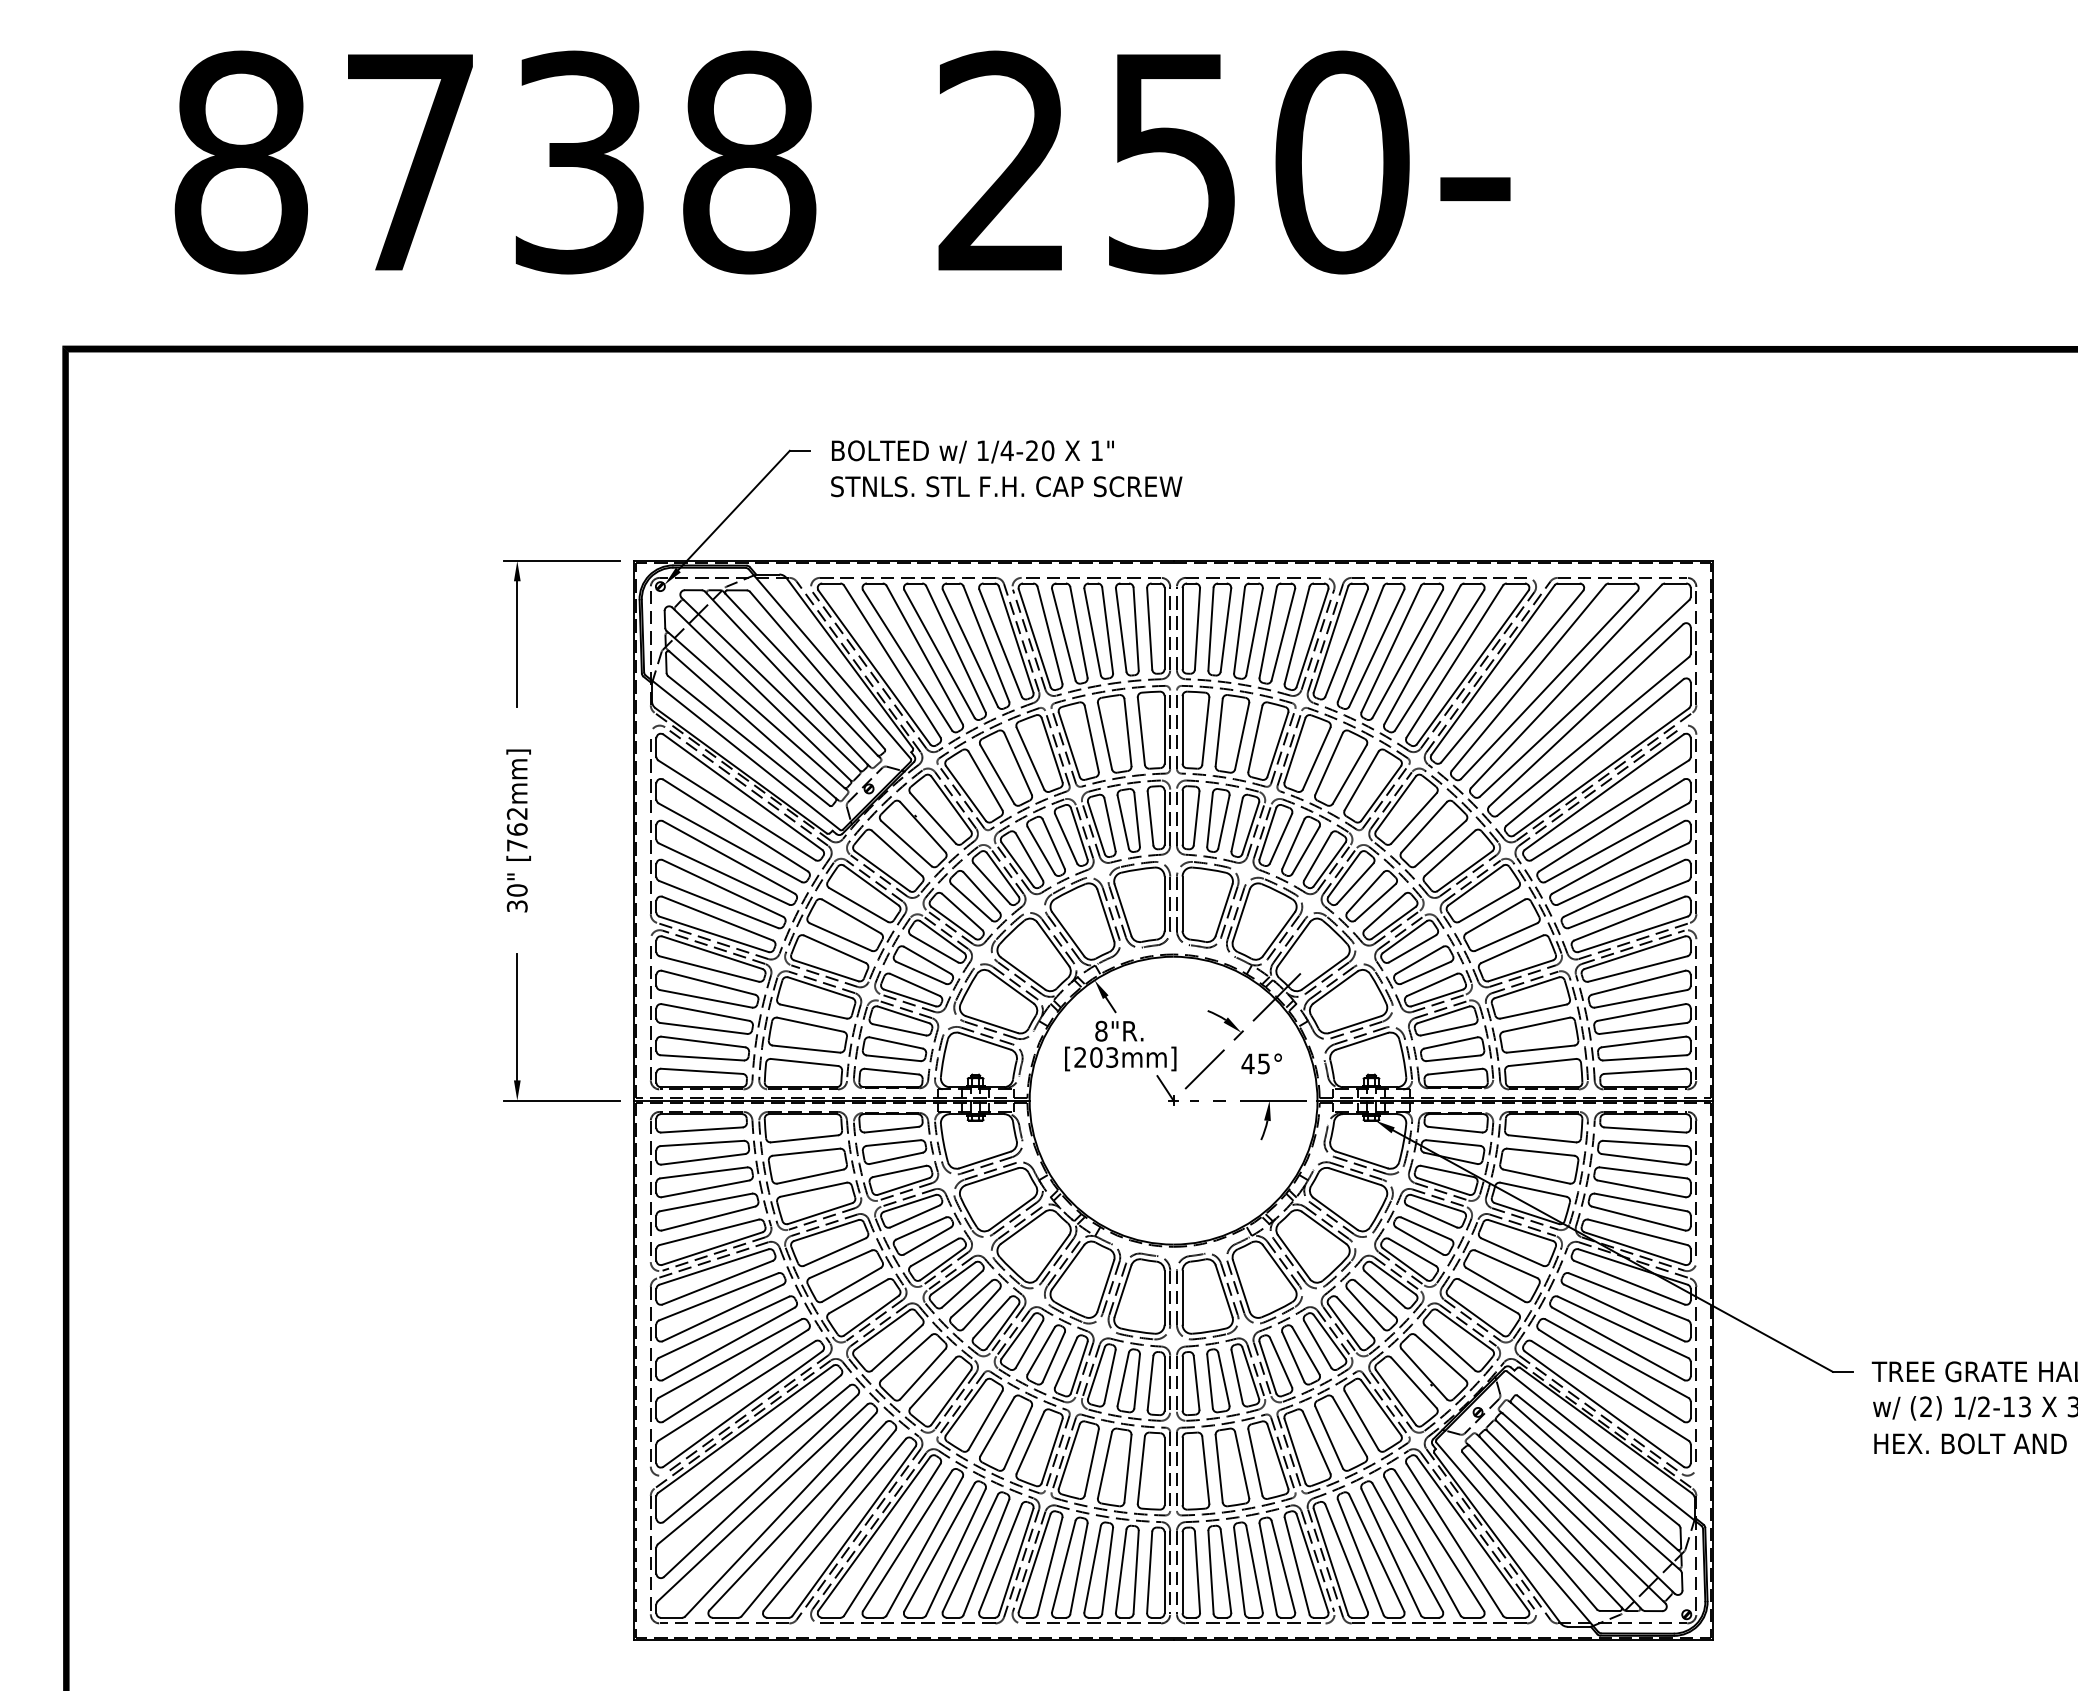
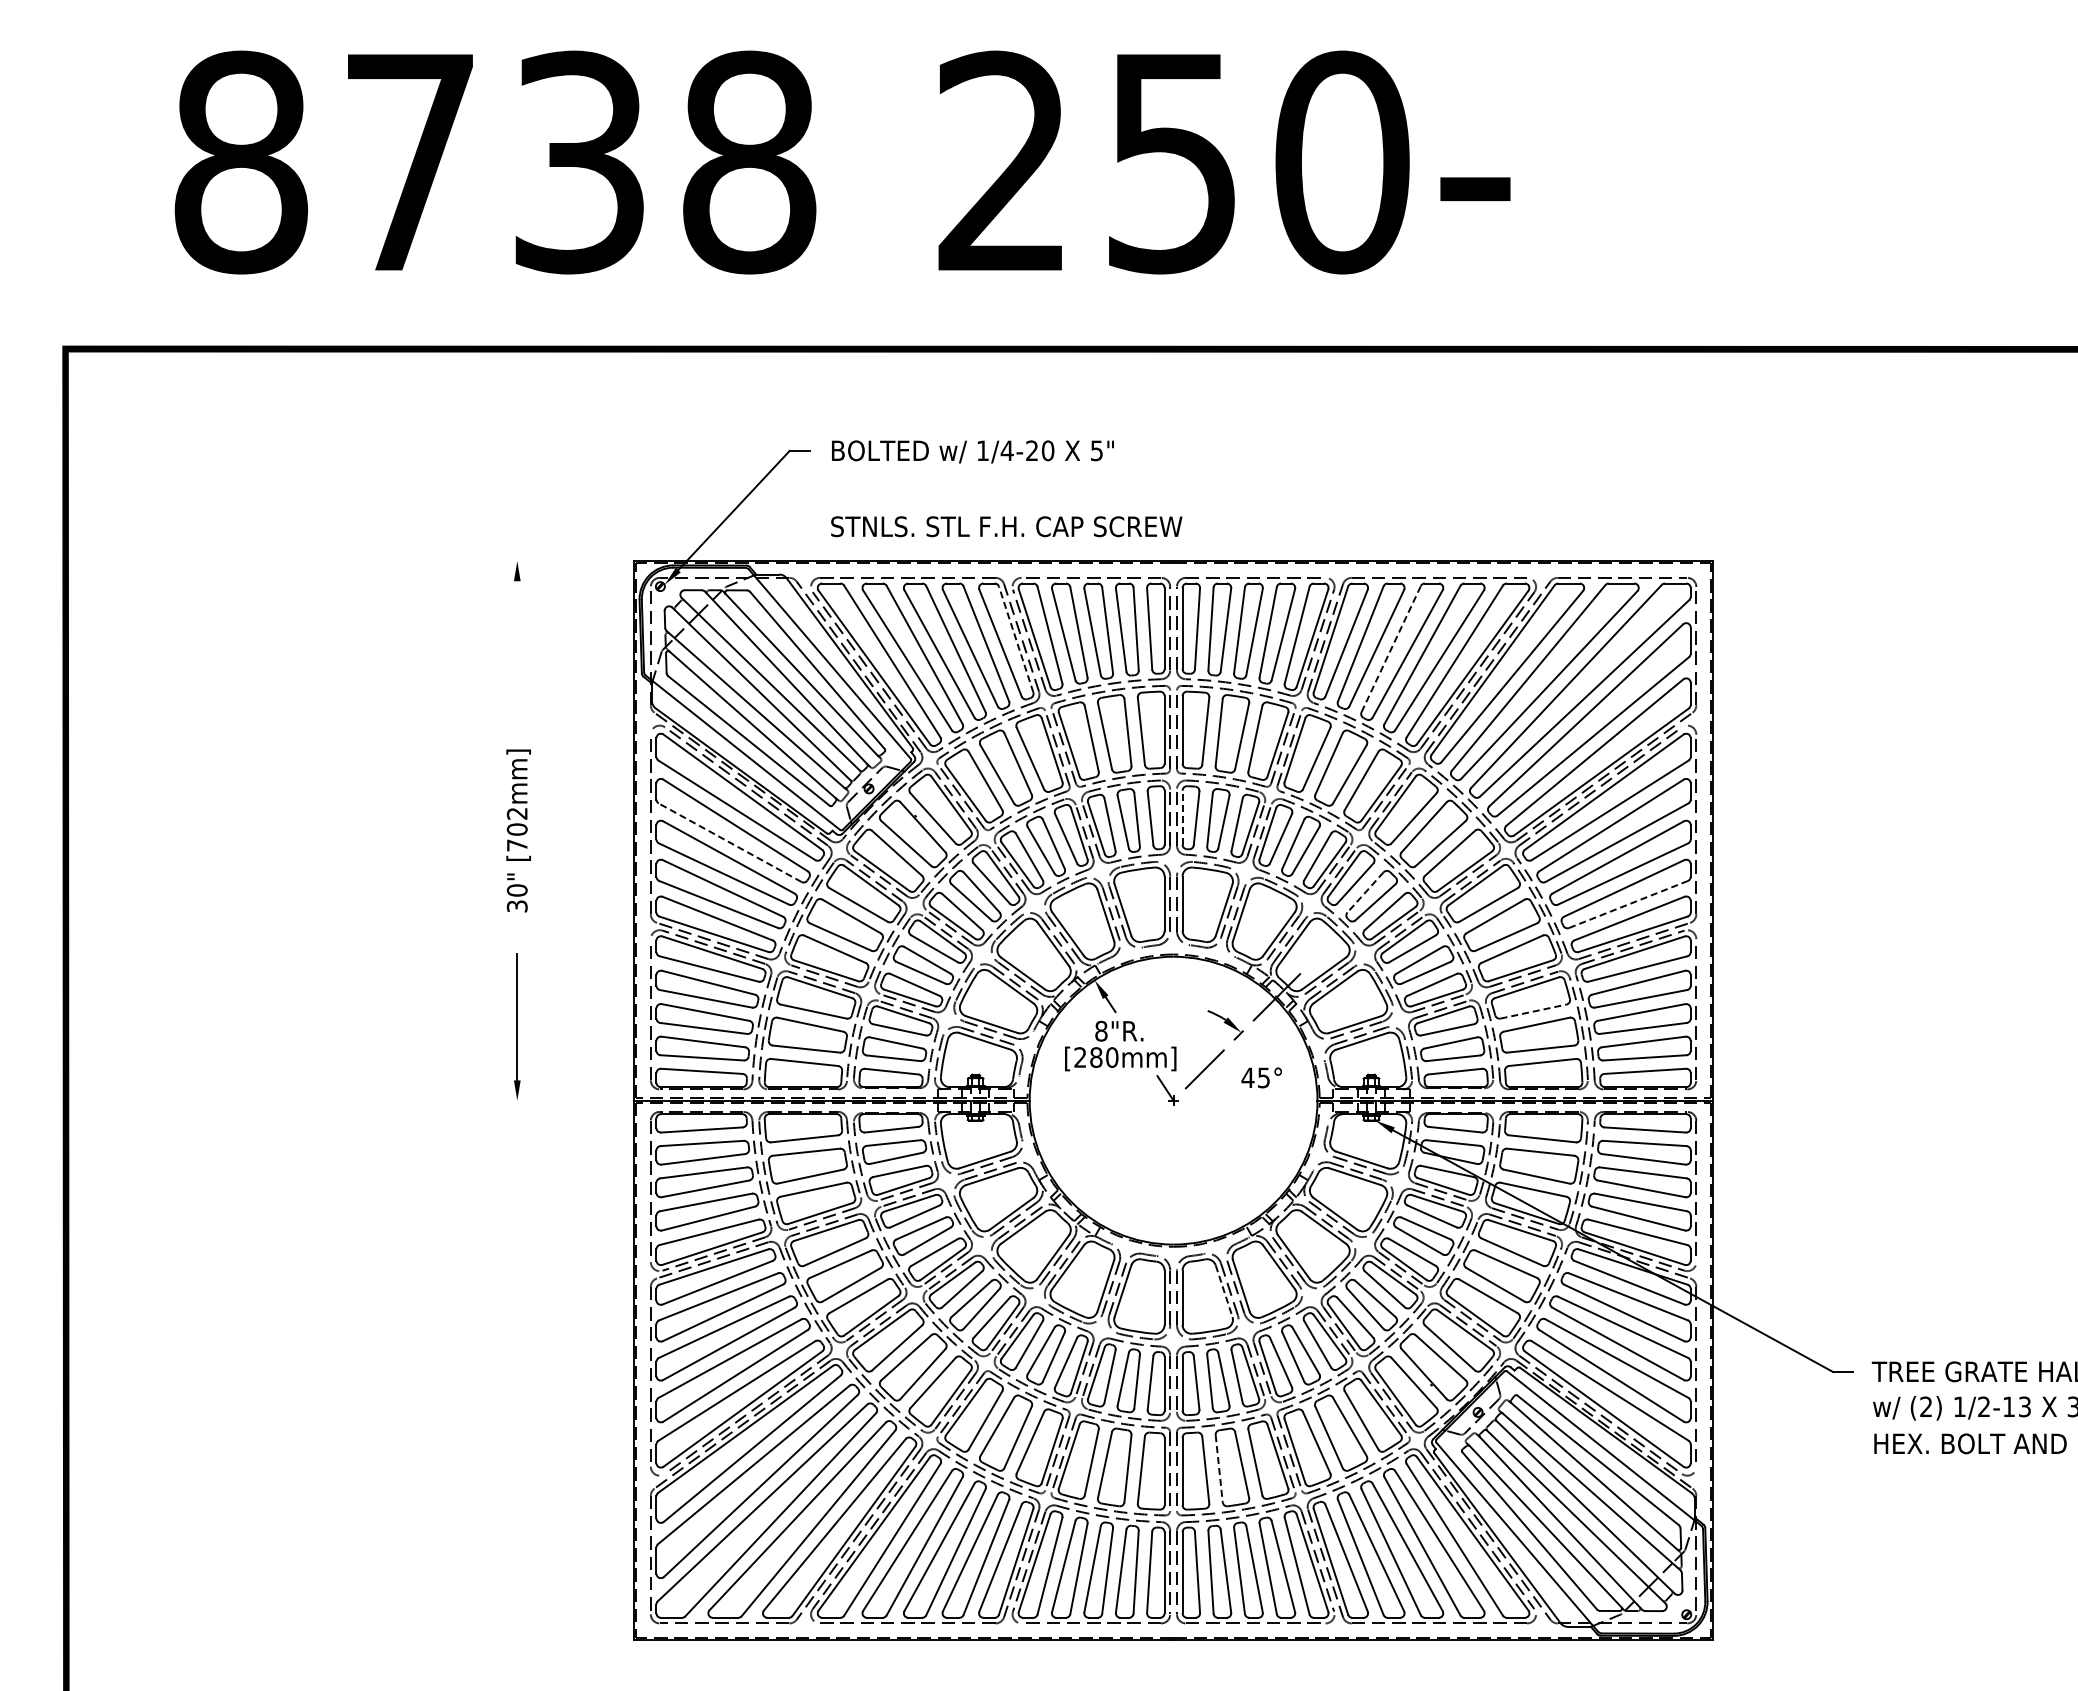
text: 1" -> 5" (1096, 450)
text position: (1006, 486) -> (1006, 526) (1006, 526)
line: present -> none (561, 561)
line: solid -> dashed (1016, 639)
line: present -> none (517, 644)
line: solid -> dashed (1391, 649)
line: solid -> dashed (1182, 817)
text: [762mm] -> [702mm] (516, 829)
line: solid -> dashed (729, 842)
line: solid -> dashed (1365, 892)
line: solid -> dashed (1628, 904)
line: solid -> dashed (1533, 1011)
text: [203mm] -> [280mm] (1104, 1057)
text position: (1261, 1063) -> (1261, 1077) (1261, 1077)
line: present -> none (561, 1100)
part: present -> none (1264, 1120)
line: solid -> dashed (1224, 1291)
line: solid -> dashed (1219, 1468)
